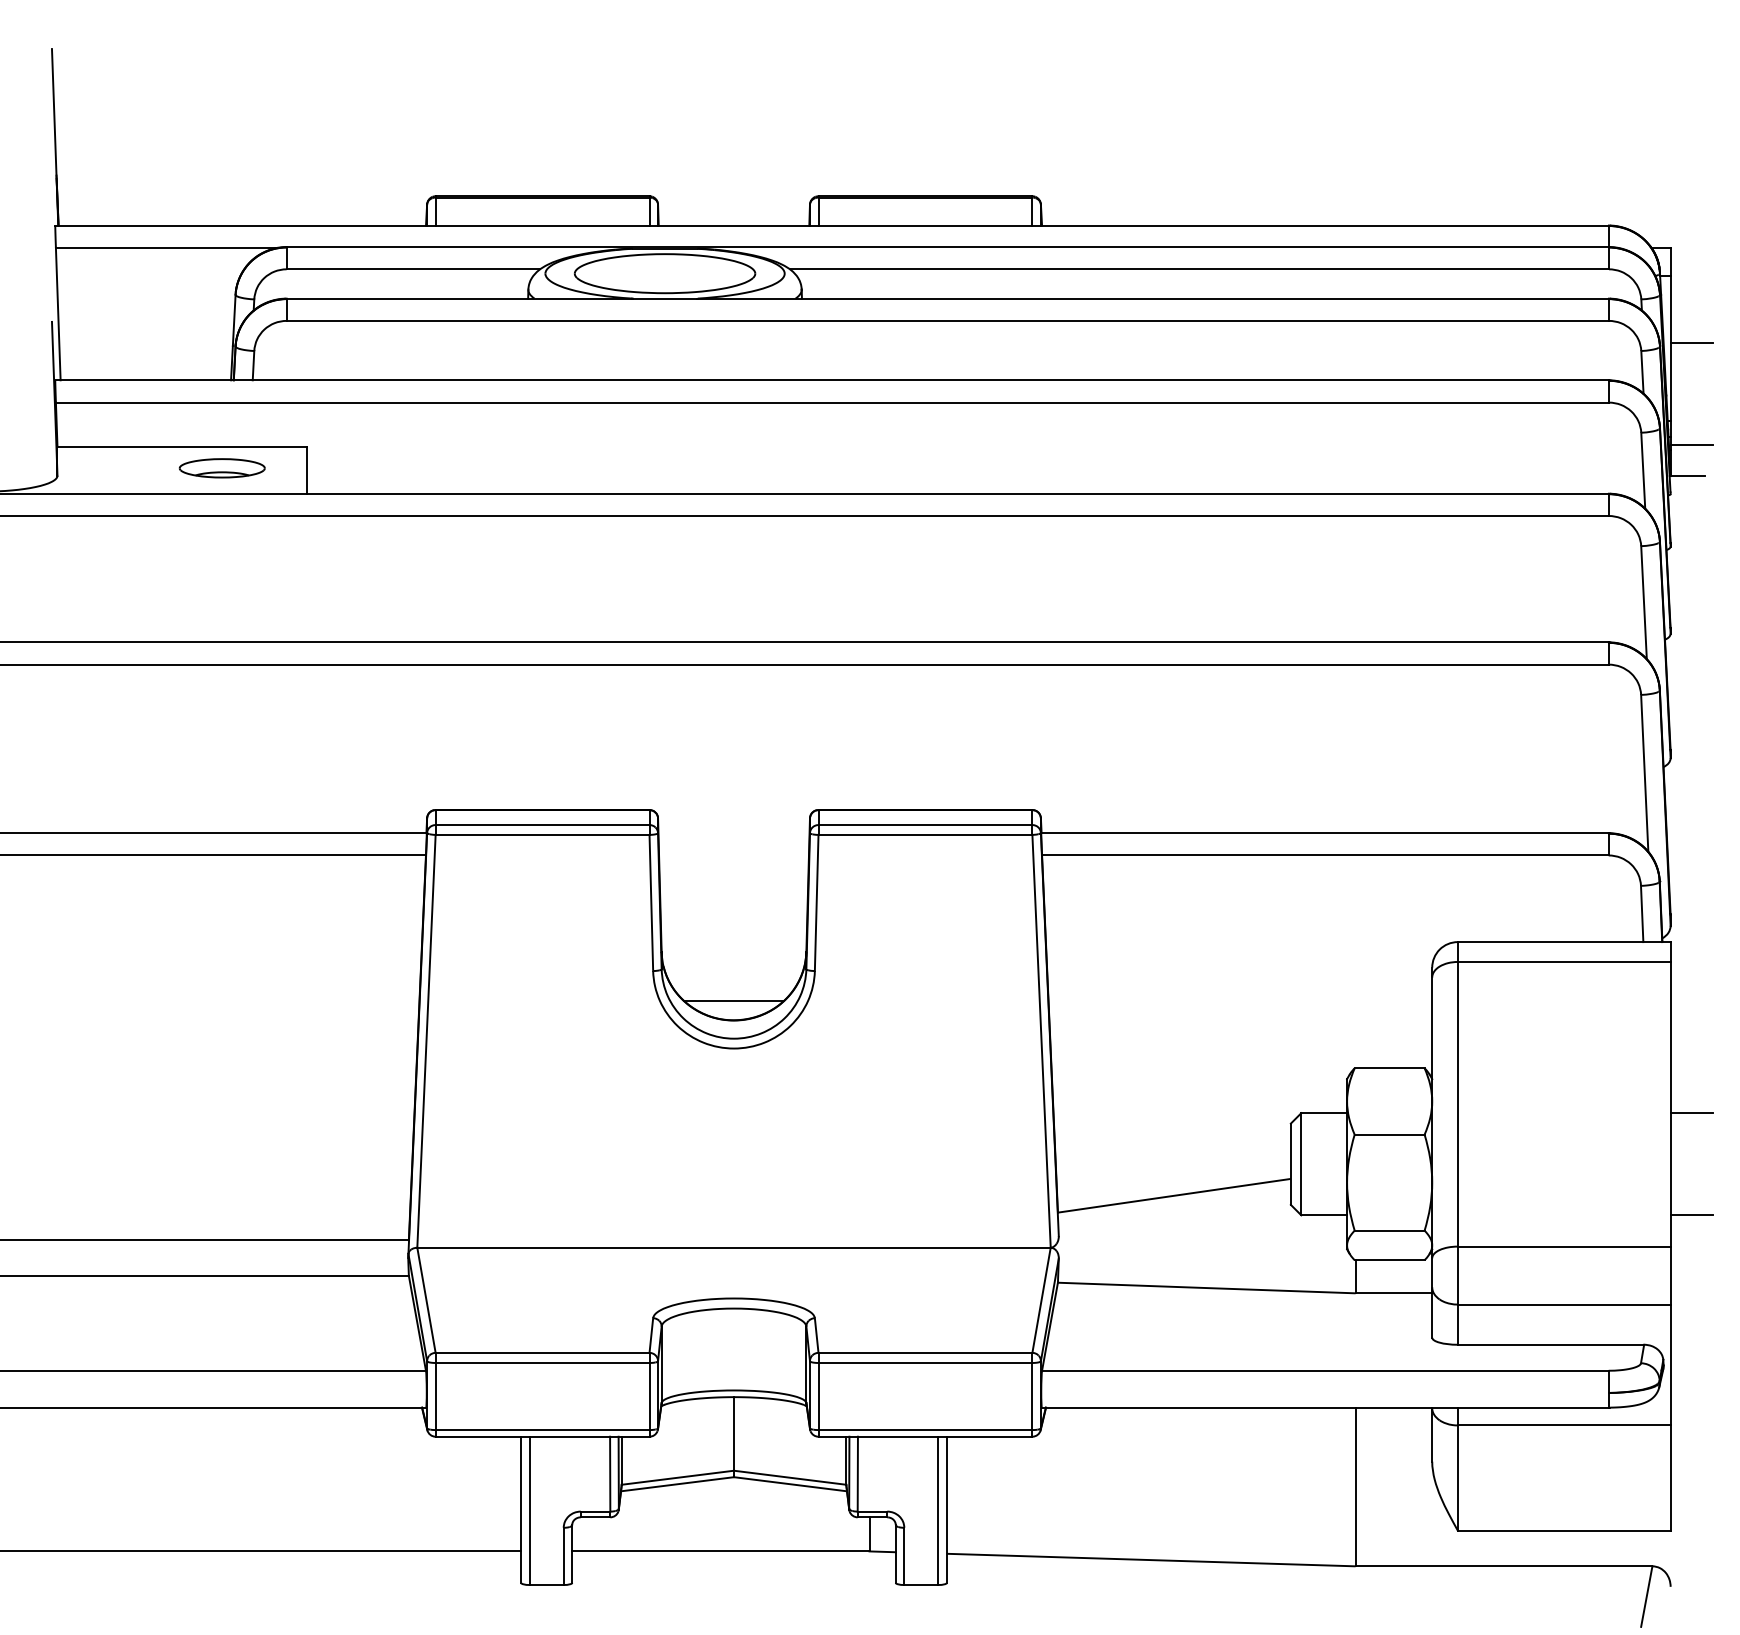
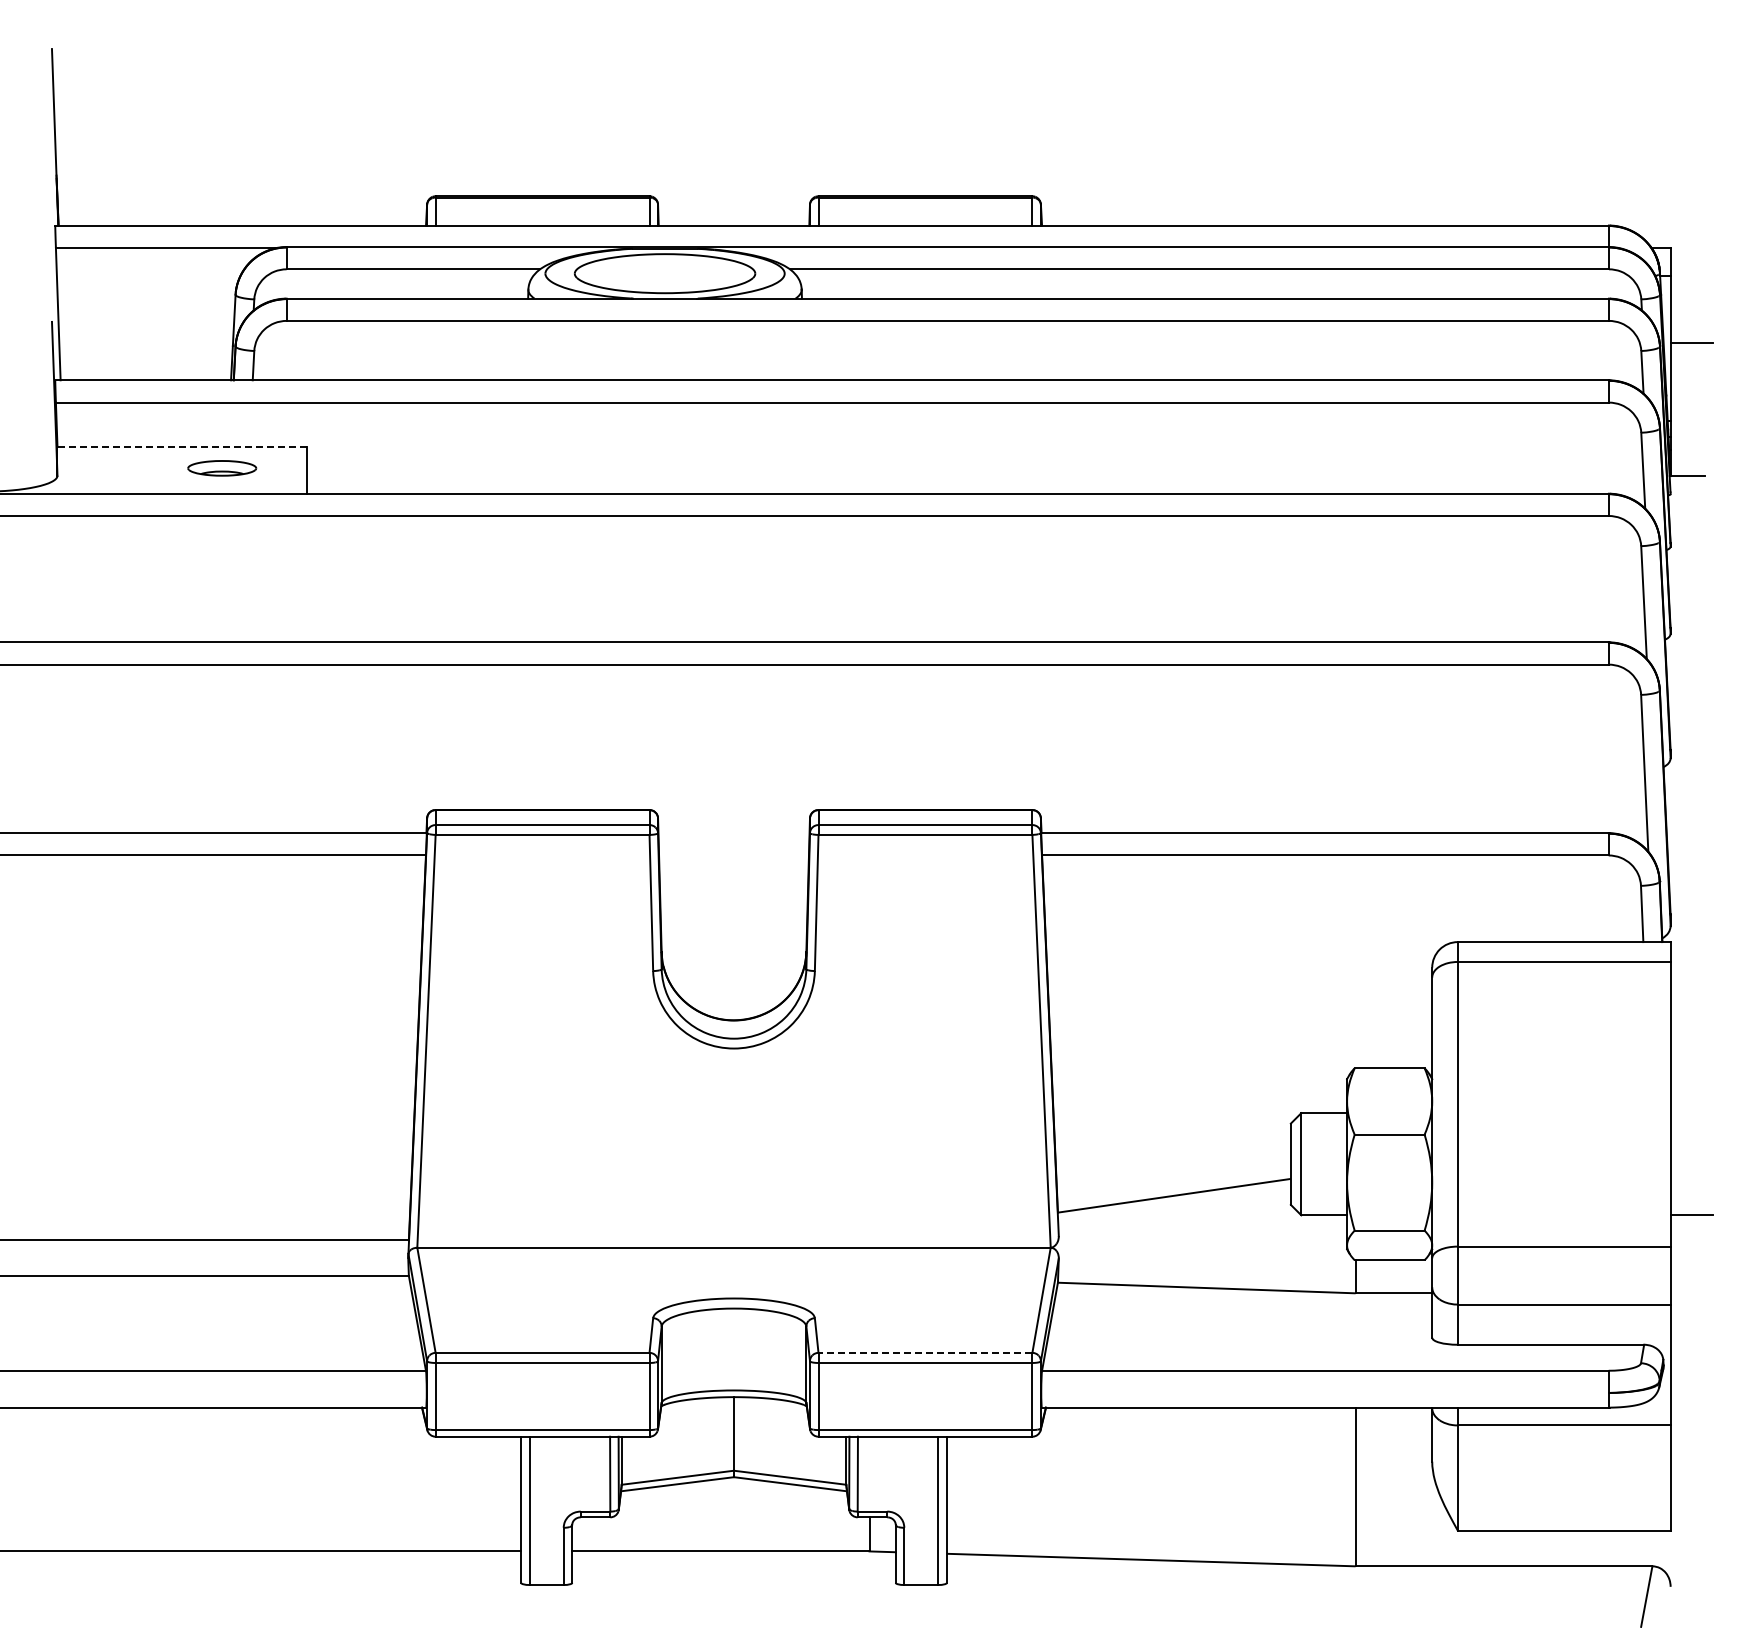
line: present -> none (1691, 445)
line: solid -> dashed (182, 446)
part size: 88x21 px -> 71x17 px (222, 468)
line: present -> none (733, 1001)
line: present -> none (1691, 1113)
line: solid -> dashed (925, 1352)
